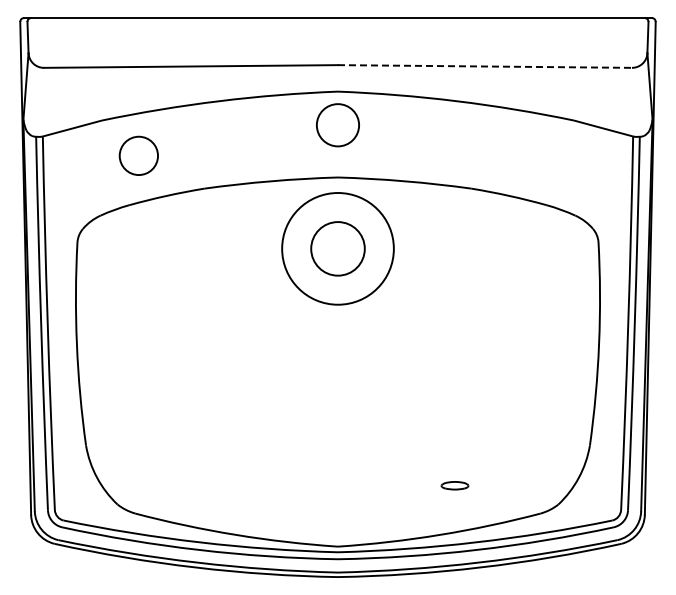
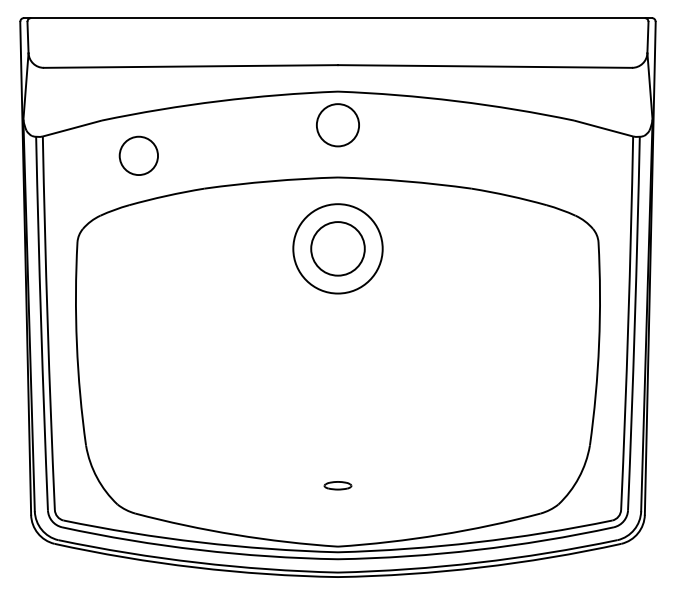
line: dashed -> solid (484, 66)
circle diameter: 112 px -> 89 px (337, 248)
part position: (454, 485) -> (337, 485) (337, 485)
